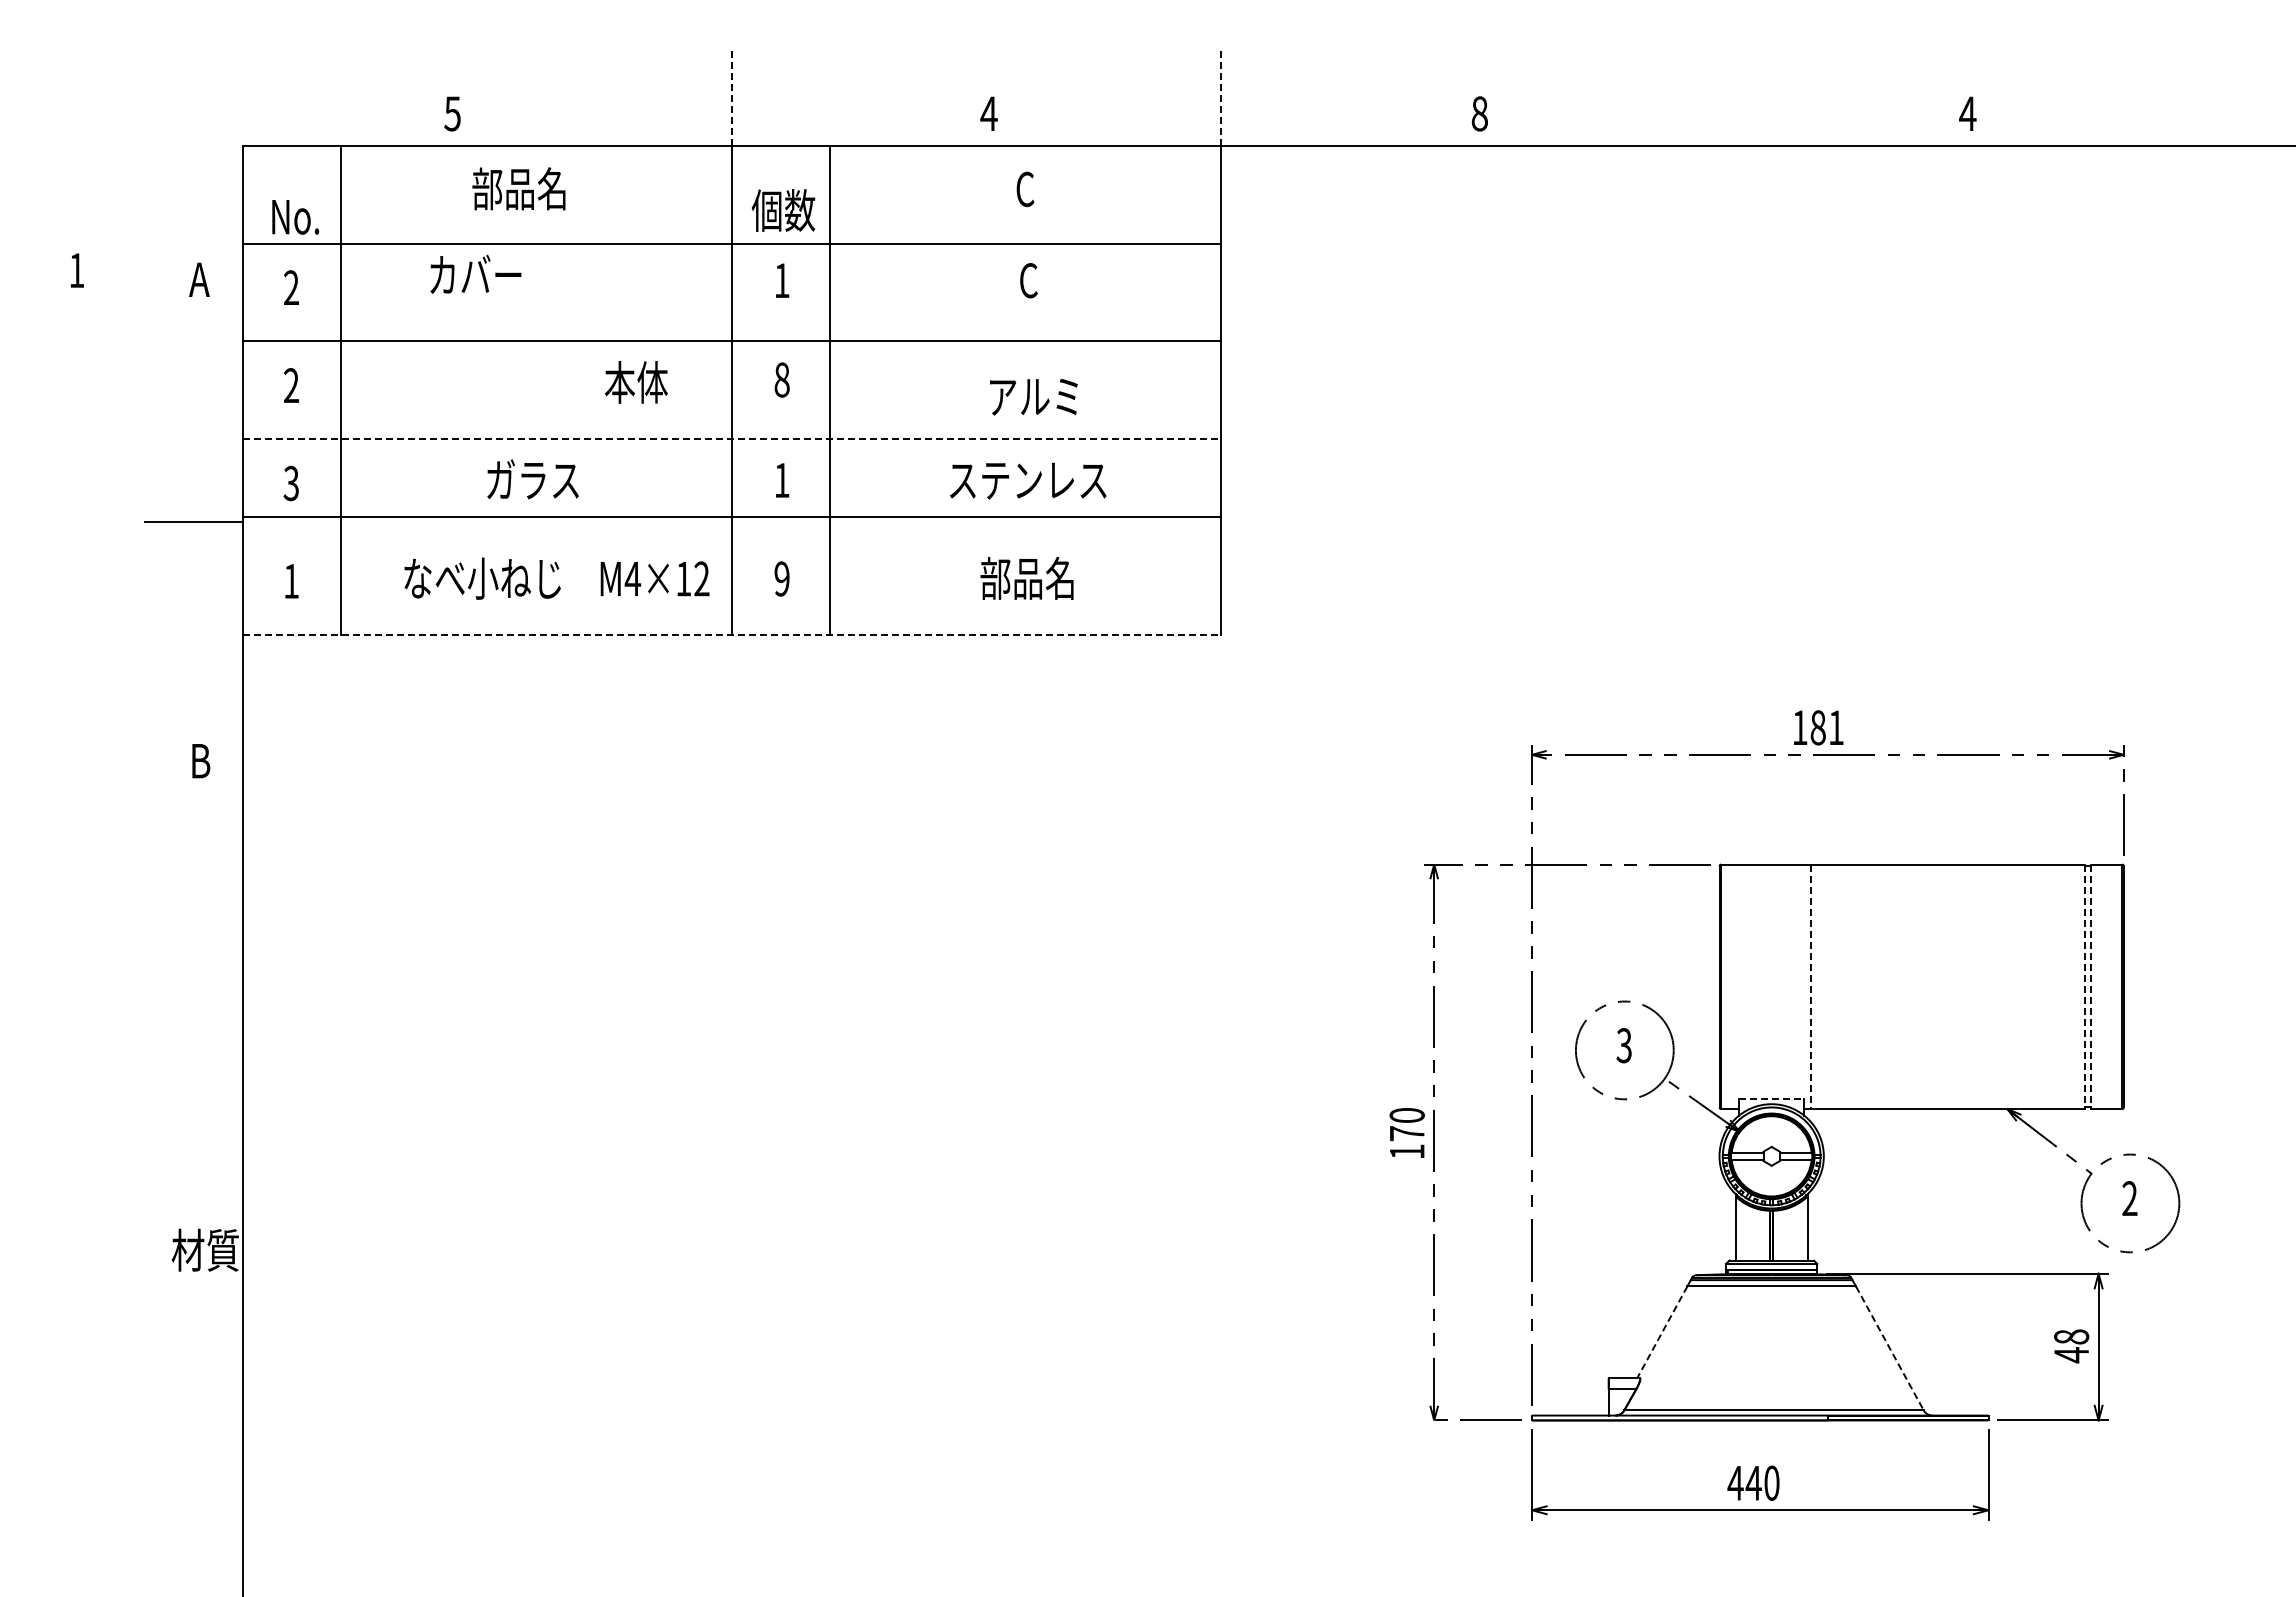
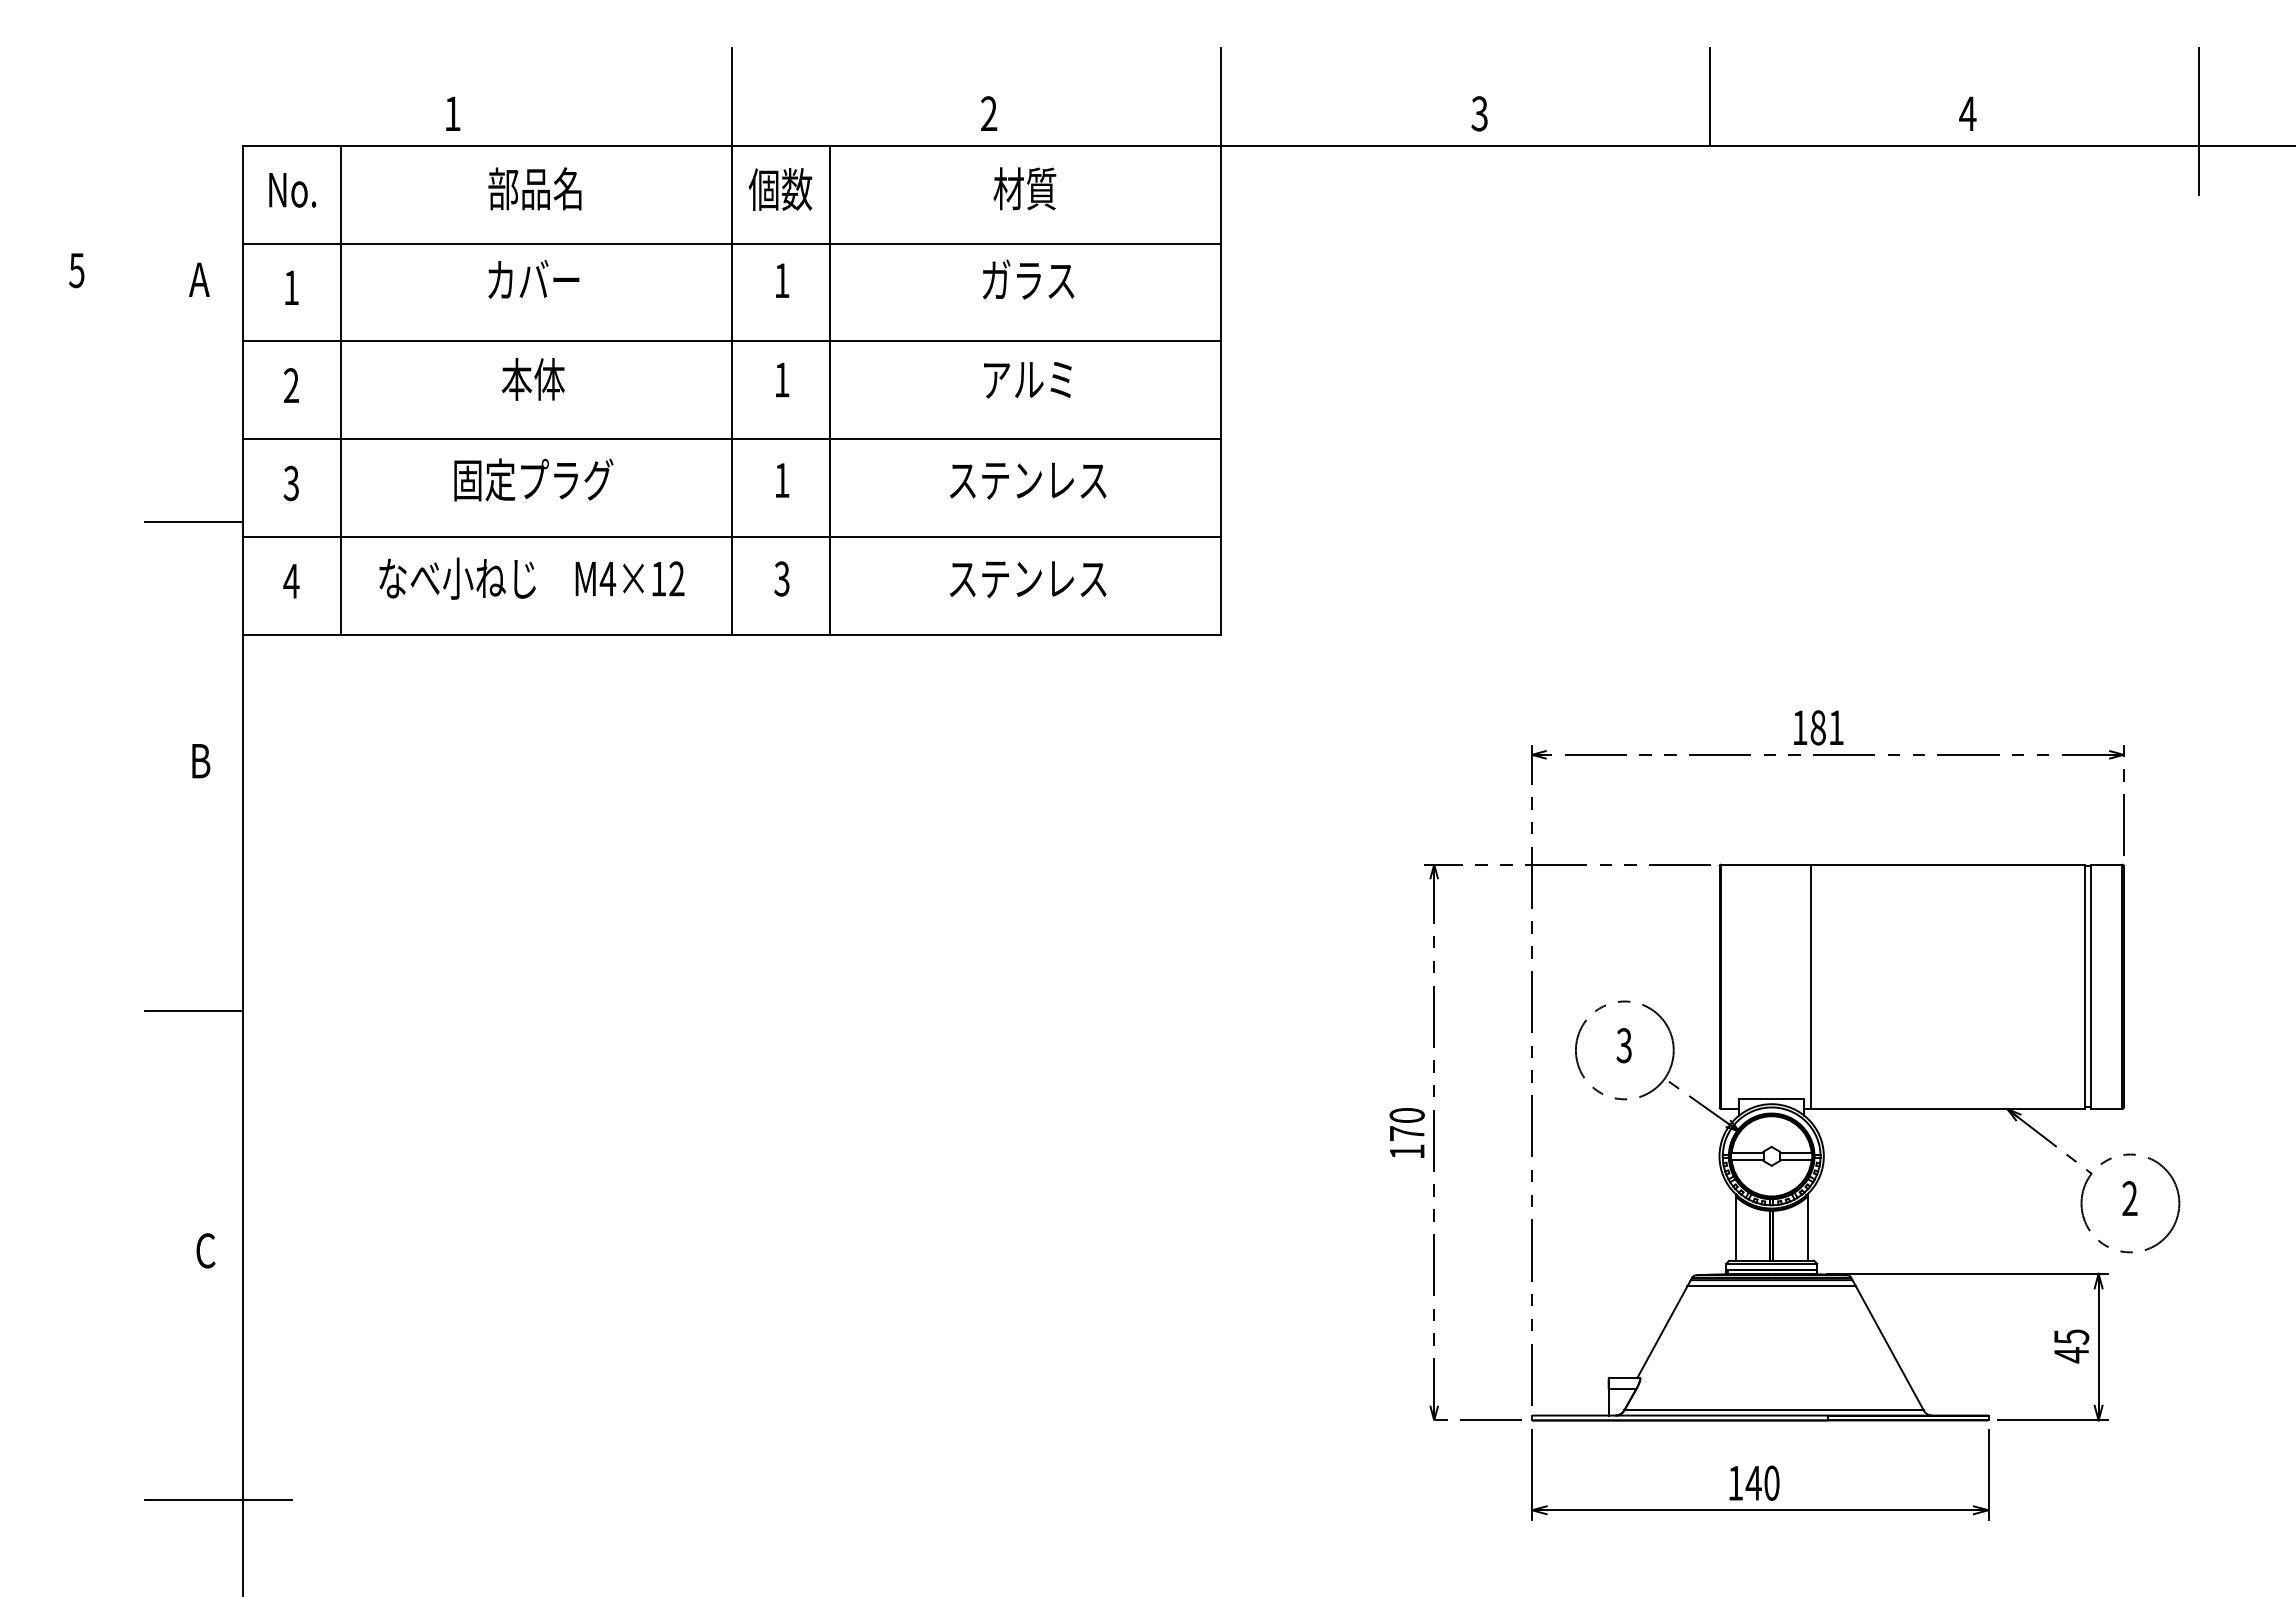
line: dashed -> solid (732, 96)
line: dashed -> solid (1221, 96)
line: none -> present (1710, 96)
text: 5 -> 1 (452, 113)
text: 4 -> 2 (988, 113)
text: 8 -> 3 (1479, 113)
line: none -> present (2199, 120)
text position: (518, 188) -> (534, 188) (534, 188)
text: C -> 材質 (1024, 188)
text position: (783, 210) -> (780, 189) (780, 189)
text position: (295, 217) -> (292, 190) (292, 190)
text: 1 -> 5 (76, 270)
text position: (475, 273) -> (533, 278) (533, 278)
text: C -> ガラス (1028, 279)
text: 2 -> 1 (291, 287)
text: 8 -> 1 (781, 379)
text position: (635, 382) -> (532, 379) (532, 379)
text position: (1033, 397) -> (1027, 380) (1027, 380)
line: dashed -> solid (732, 439)
text: ガラス -> 固定プラグ (533, 479)
line position: (732, 516) -> (732, 536) (732, 536)
text position: (556, 578) -> (531, 578) (531, 578)
text: 9 -> 3 (781, 578)
text: 部品名 -> ステンレス (1028, 578)
text: 1 -> 4 (291, 581)
line: dashed -> solid (732, 634)
line: dashed -> solid (1810, 987)
line: dashed -> solid (2084, 987)
line: dashed -> solid (2091, 987)
line: none -> present (194, 1011)
line: dashed -> solid (1771, 1098)
text: 材質 -> C (204, 1249)
line: dashed -> solid (1662, 1332)
text: 48 -> 45 (2071, 1336)
line: dashed -> solid (1889, 1348)
text: 440 -> 140 (1735, 1483)
line: none -> present (218, 1500)
